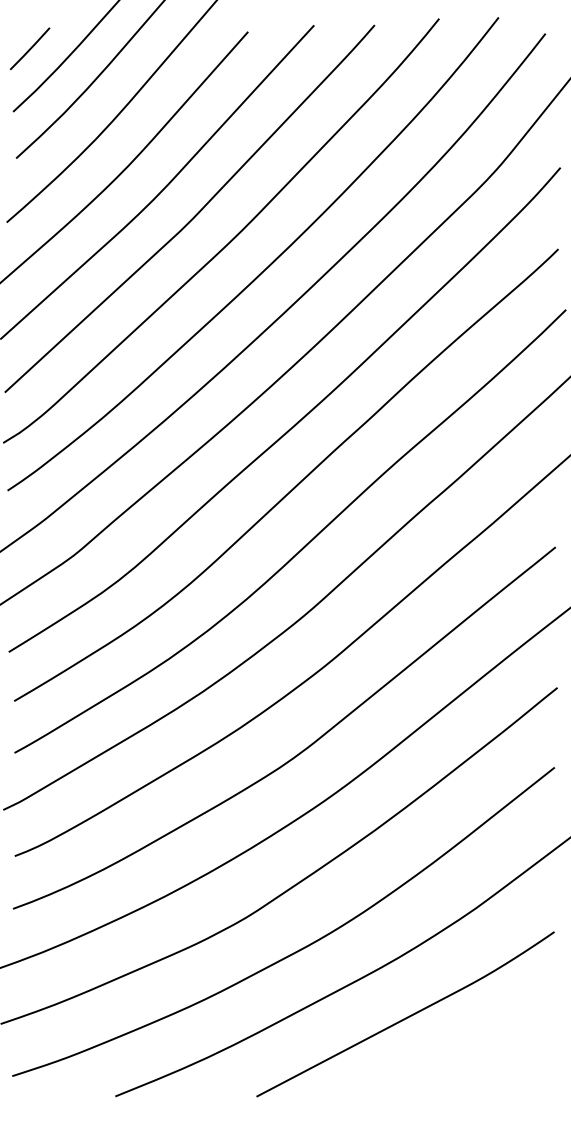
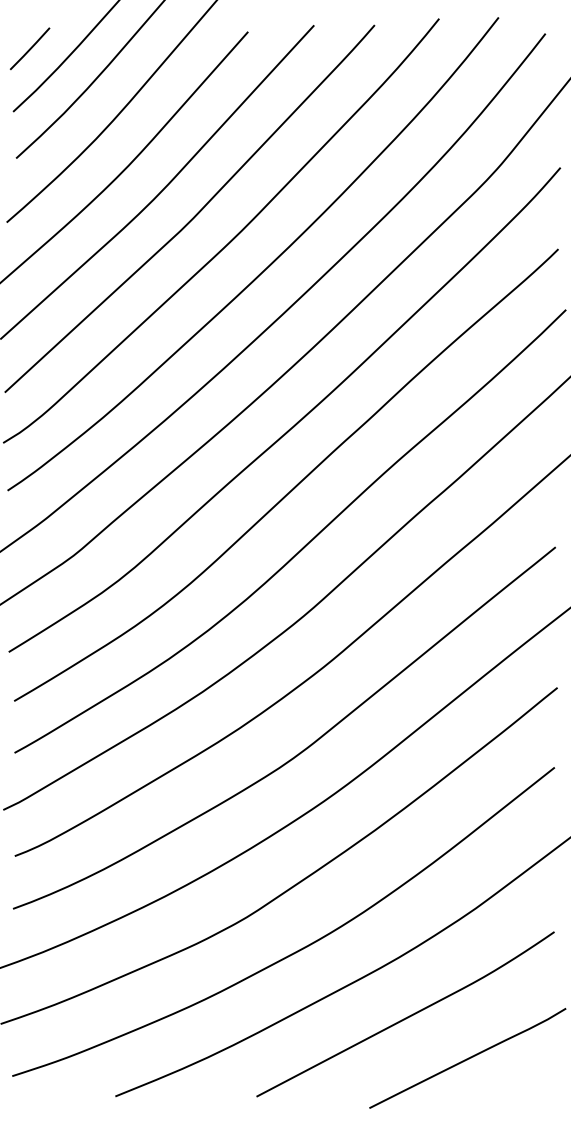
curve: none -> present (467, 1058)
